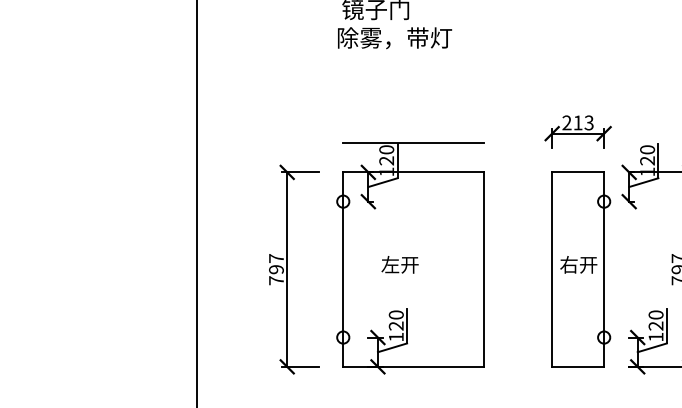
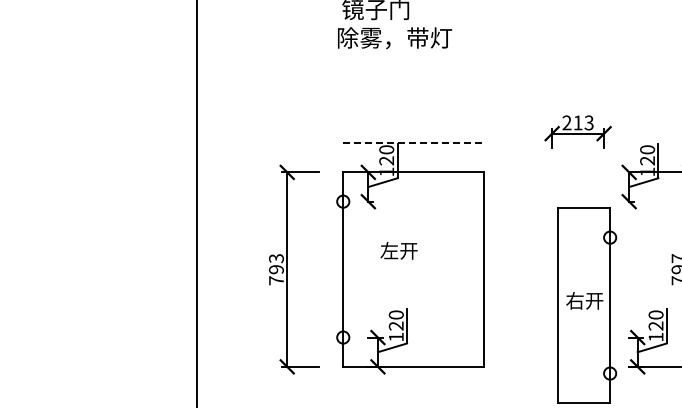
line: solid -> dashed (413, 143)
text: 797 -> 793 (276, 258)
text position: (399, 264) -> (398, 250) (398, 250)
part position: (581, 269) -> (587, 305) (587, 305)
